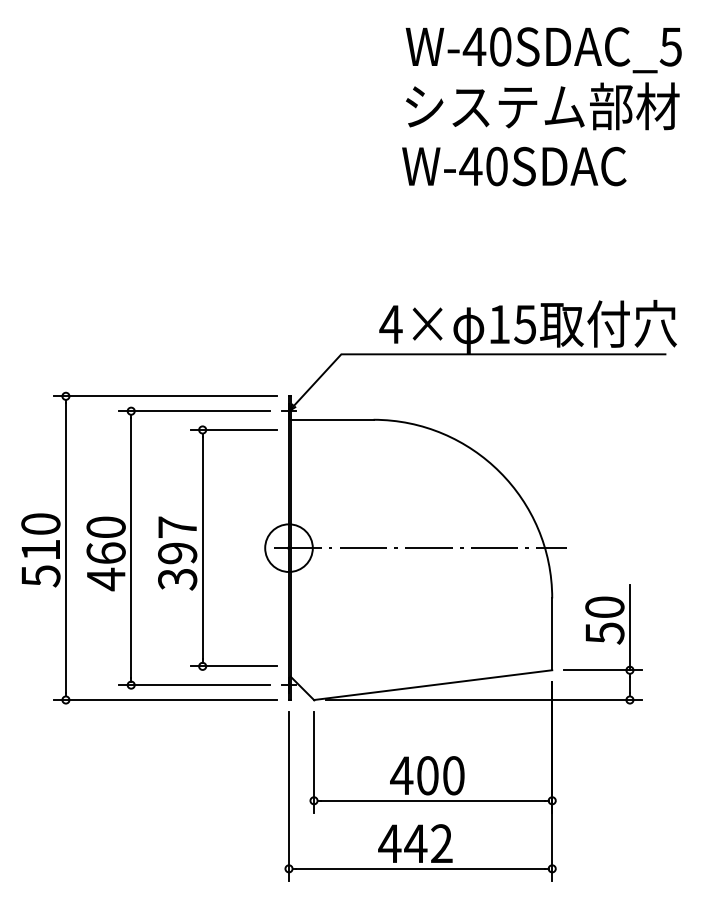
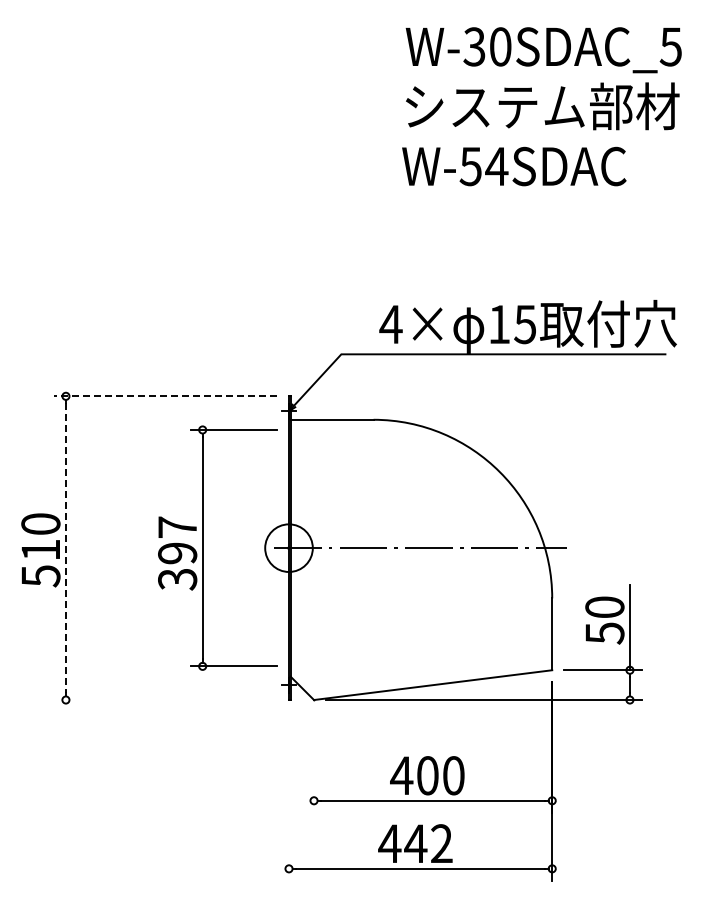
text: W-40SDAC_5 -> W-30SDAC_5 (474, 46)
text: W-40SDAC -> W-54SDAC (483, 166)
line: solid -> dashed (165, 396)
part: present -> none (131, 547)
line: solid -> dashed (65, 548)
line: present -> none (165, 700)
line: present -> none (314, 761)
line: present -> none (289, 795)
